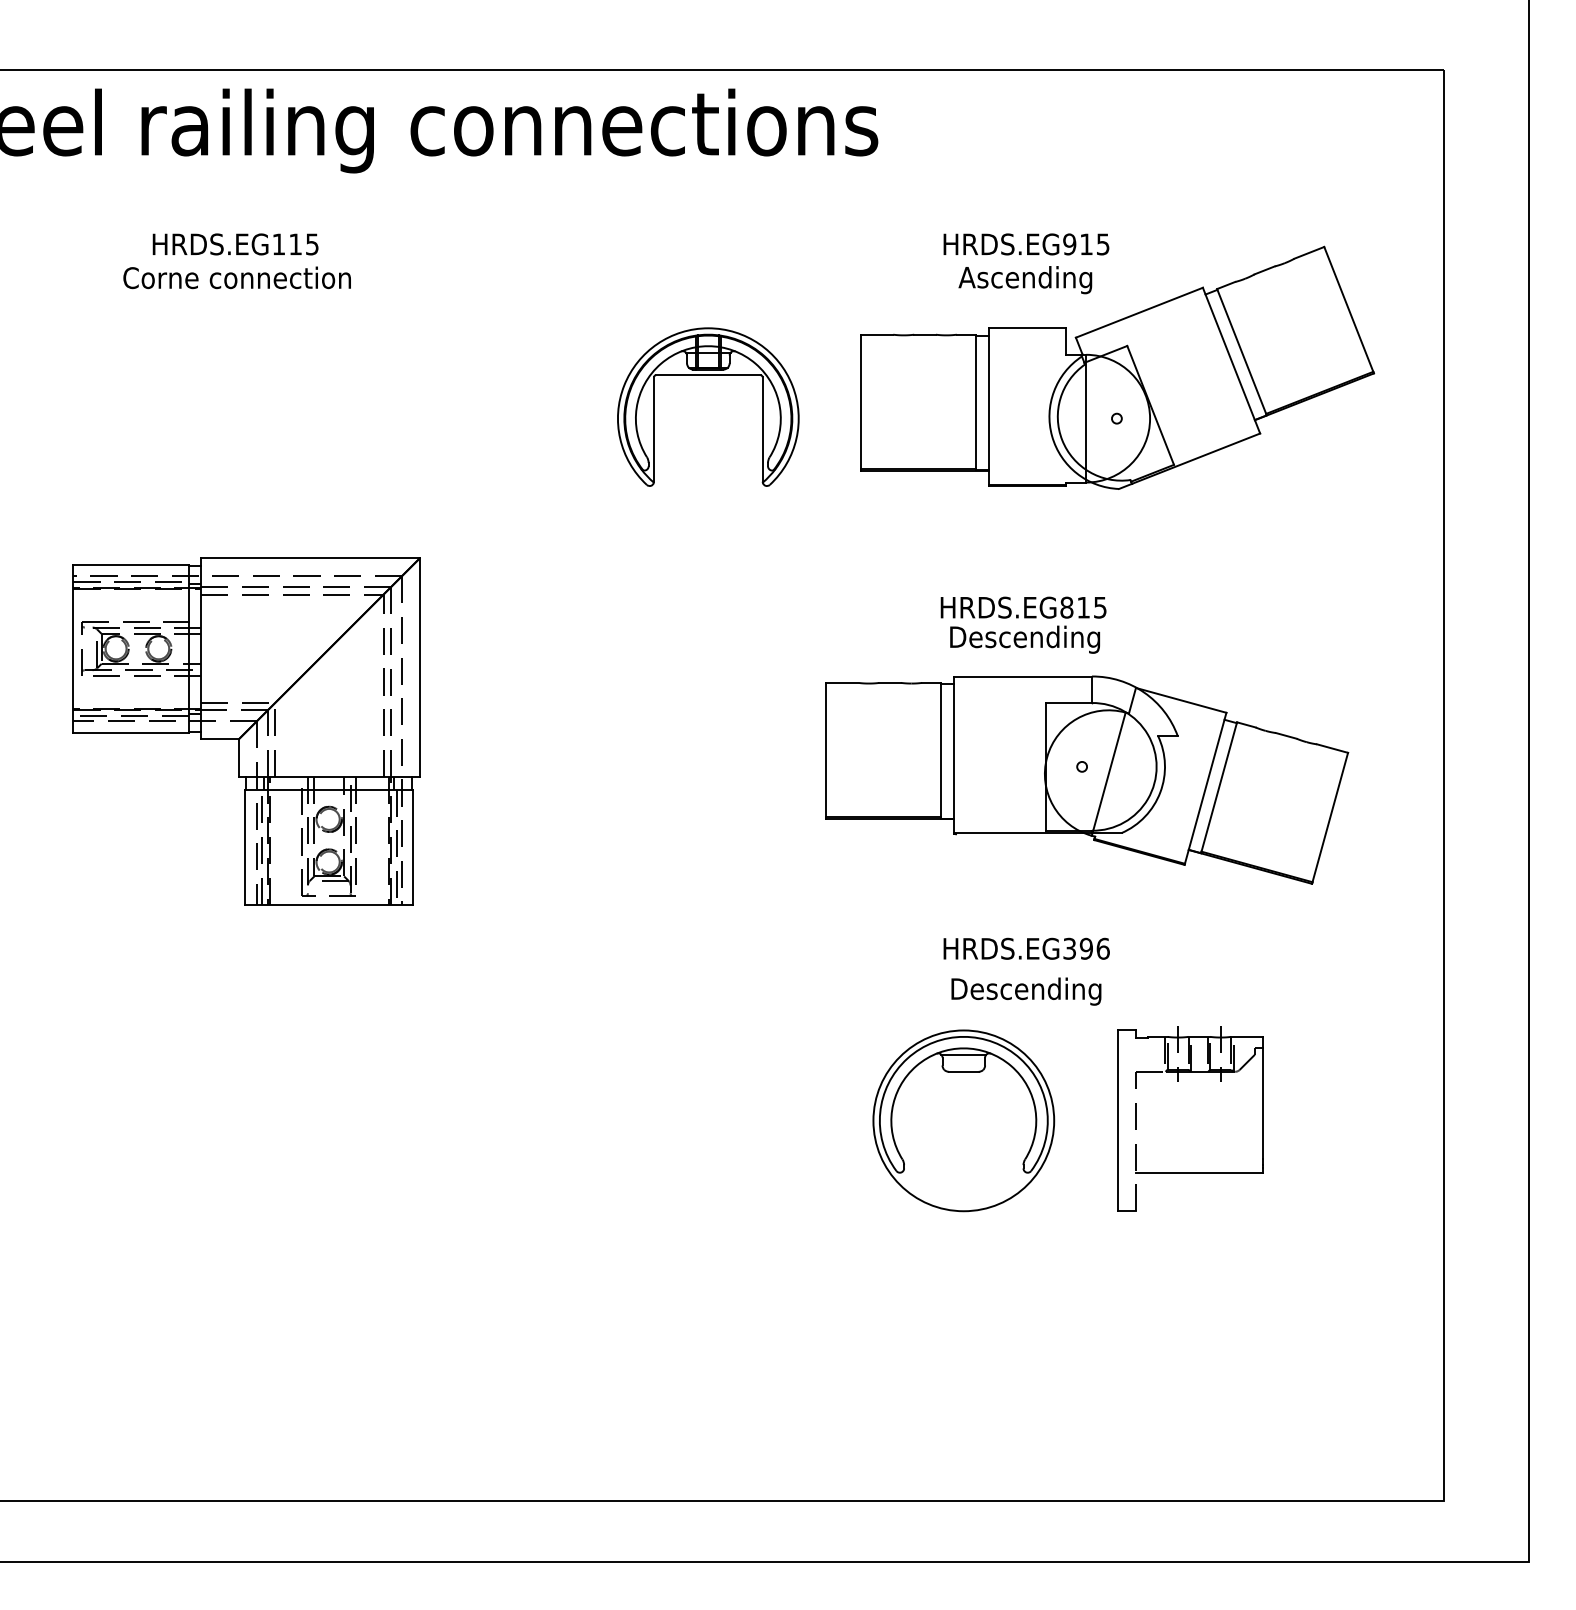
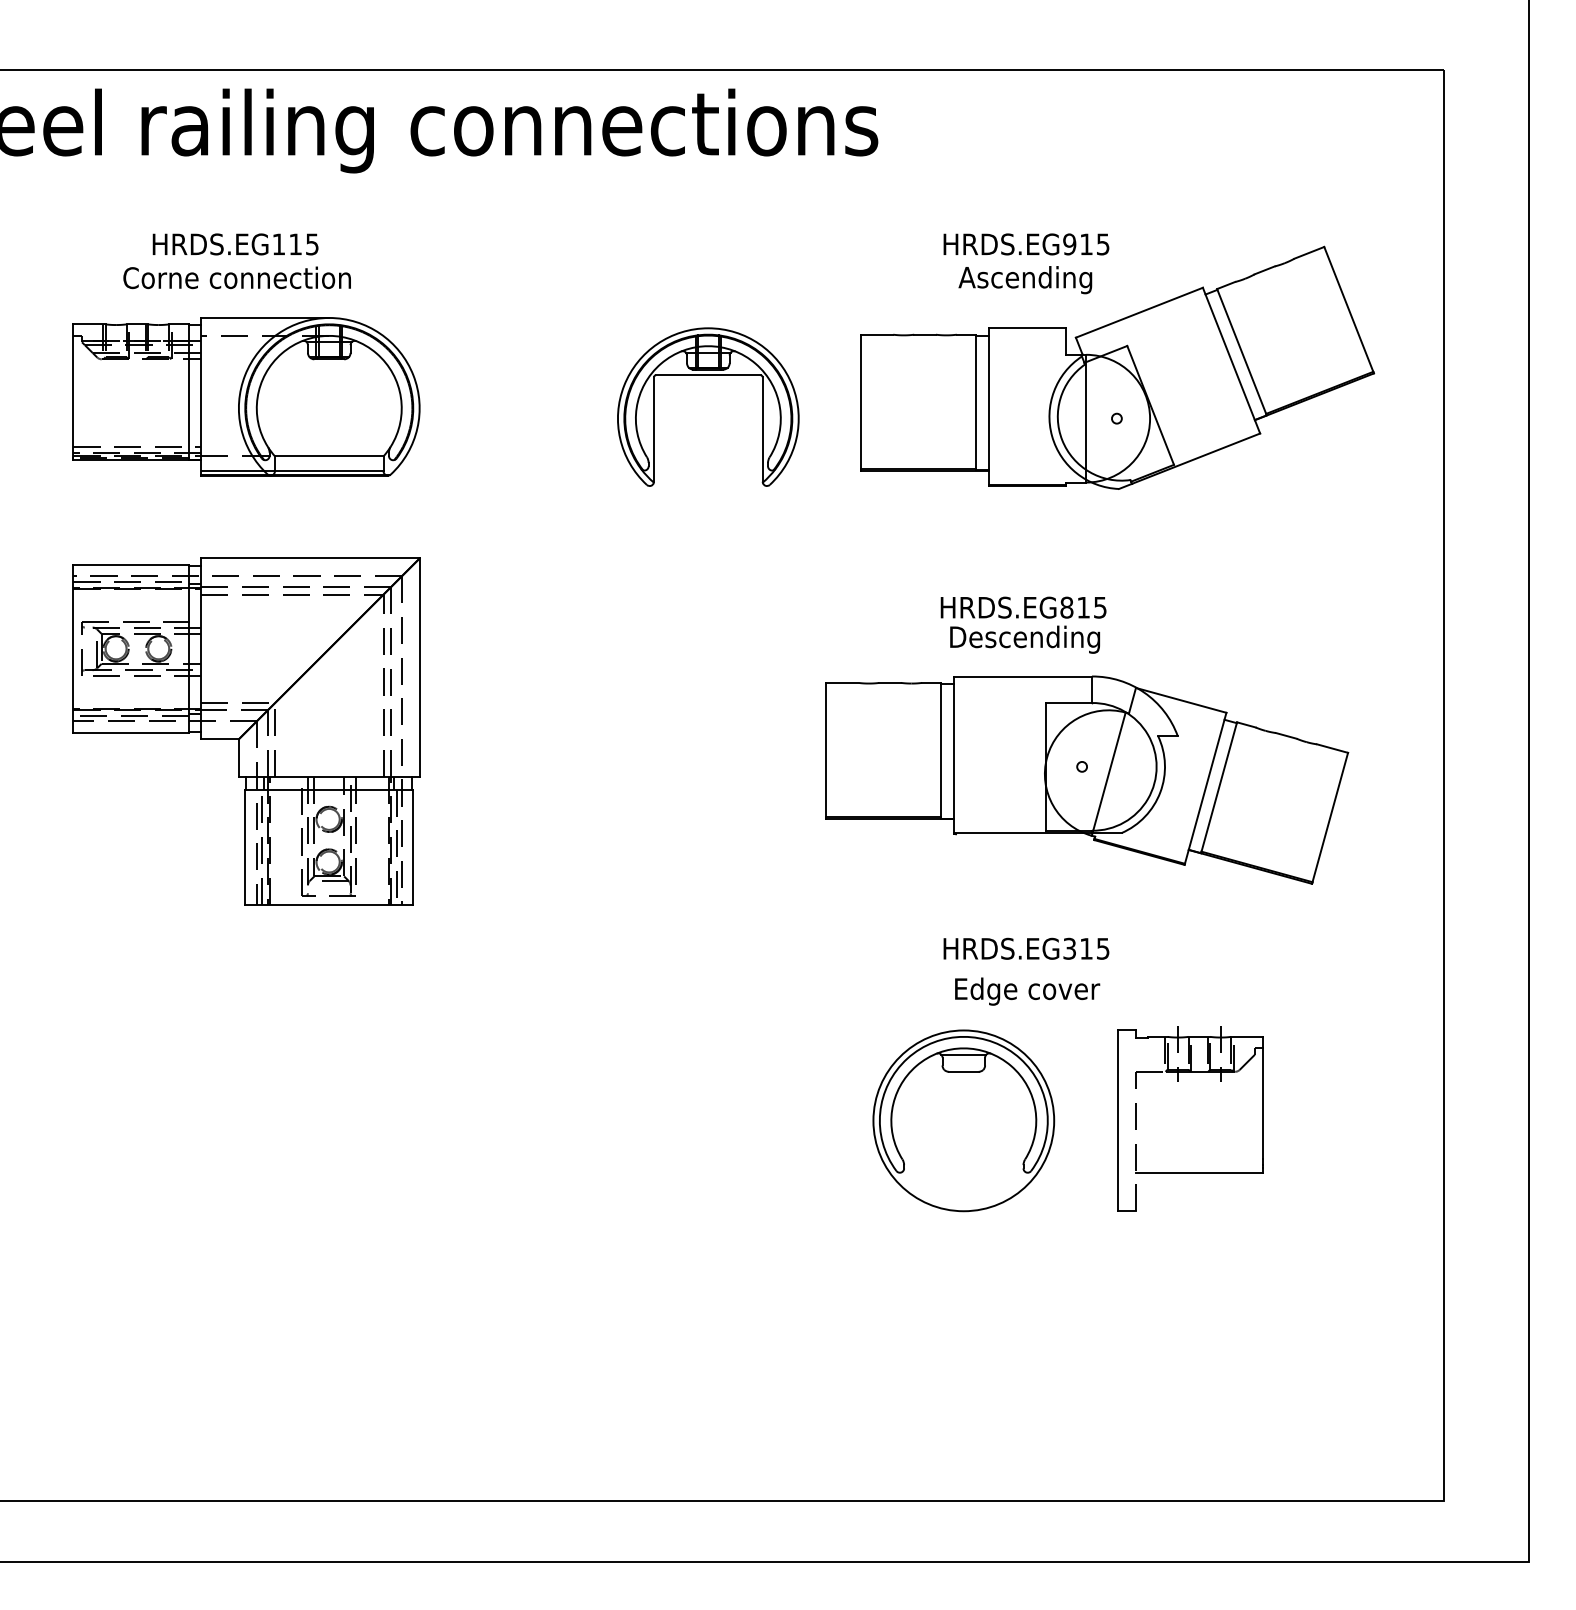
part: none -> present (246, 396)
text: HRDS.EG396 -> HRDS.EG315 (1094, 948)
text: Descending -> Edge cover (1026, 991)
